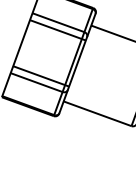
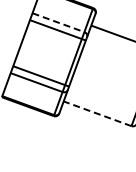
line: solid -> dashed (58, 22)
line: solid -> dashed (97, 113)
